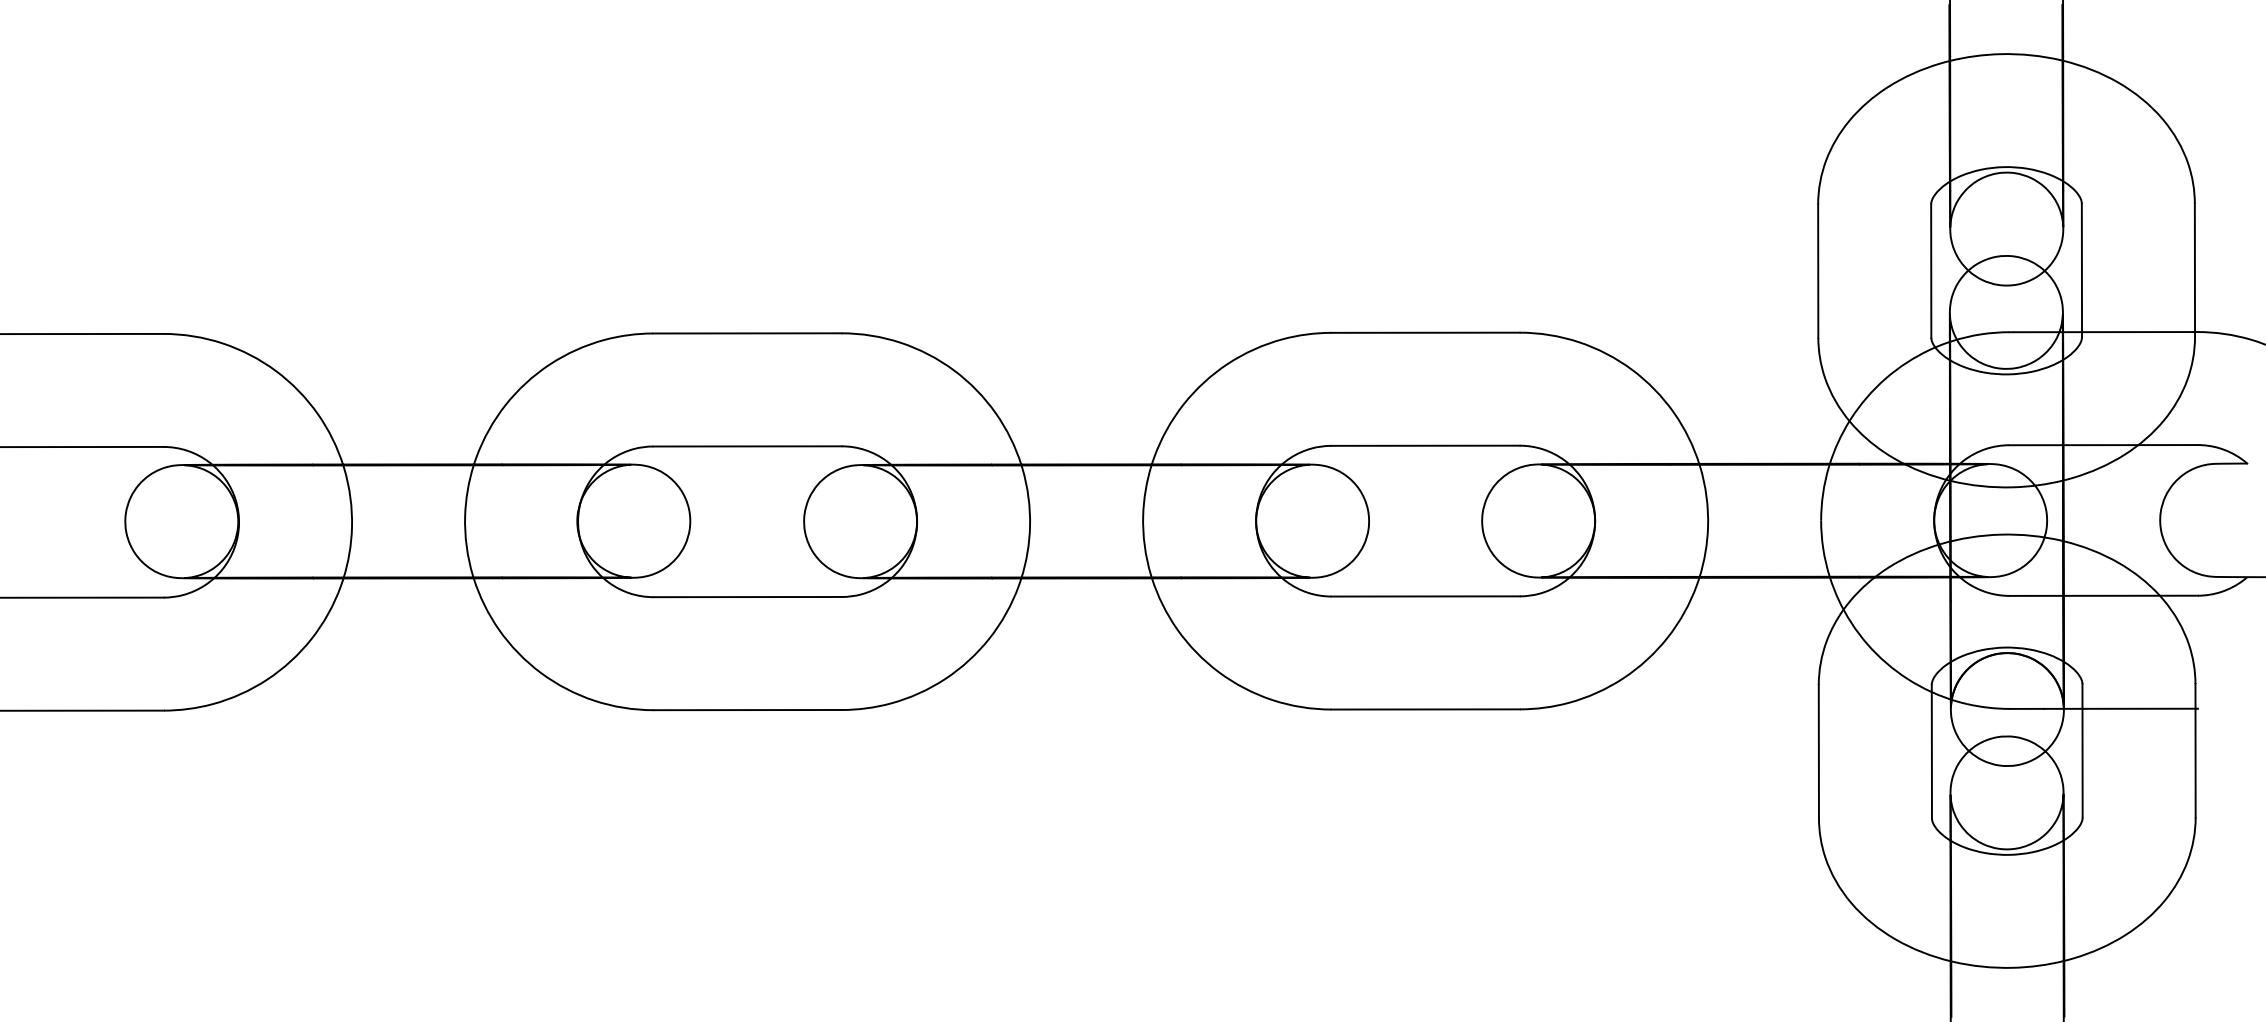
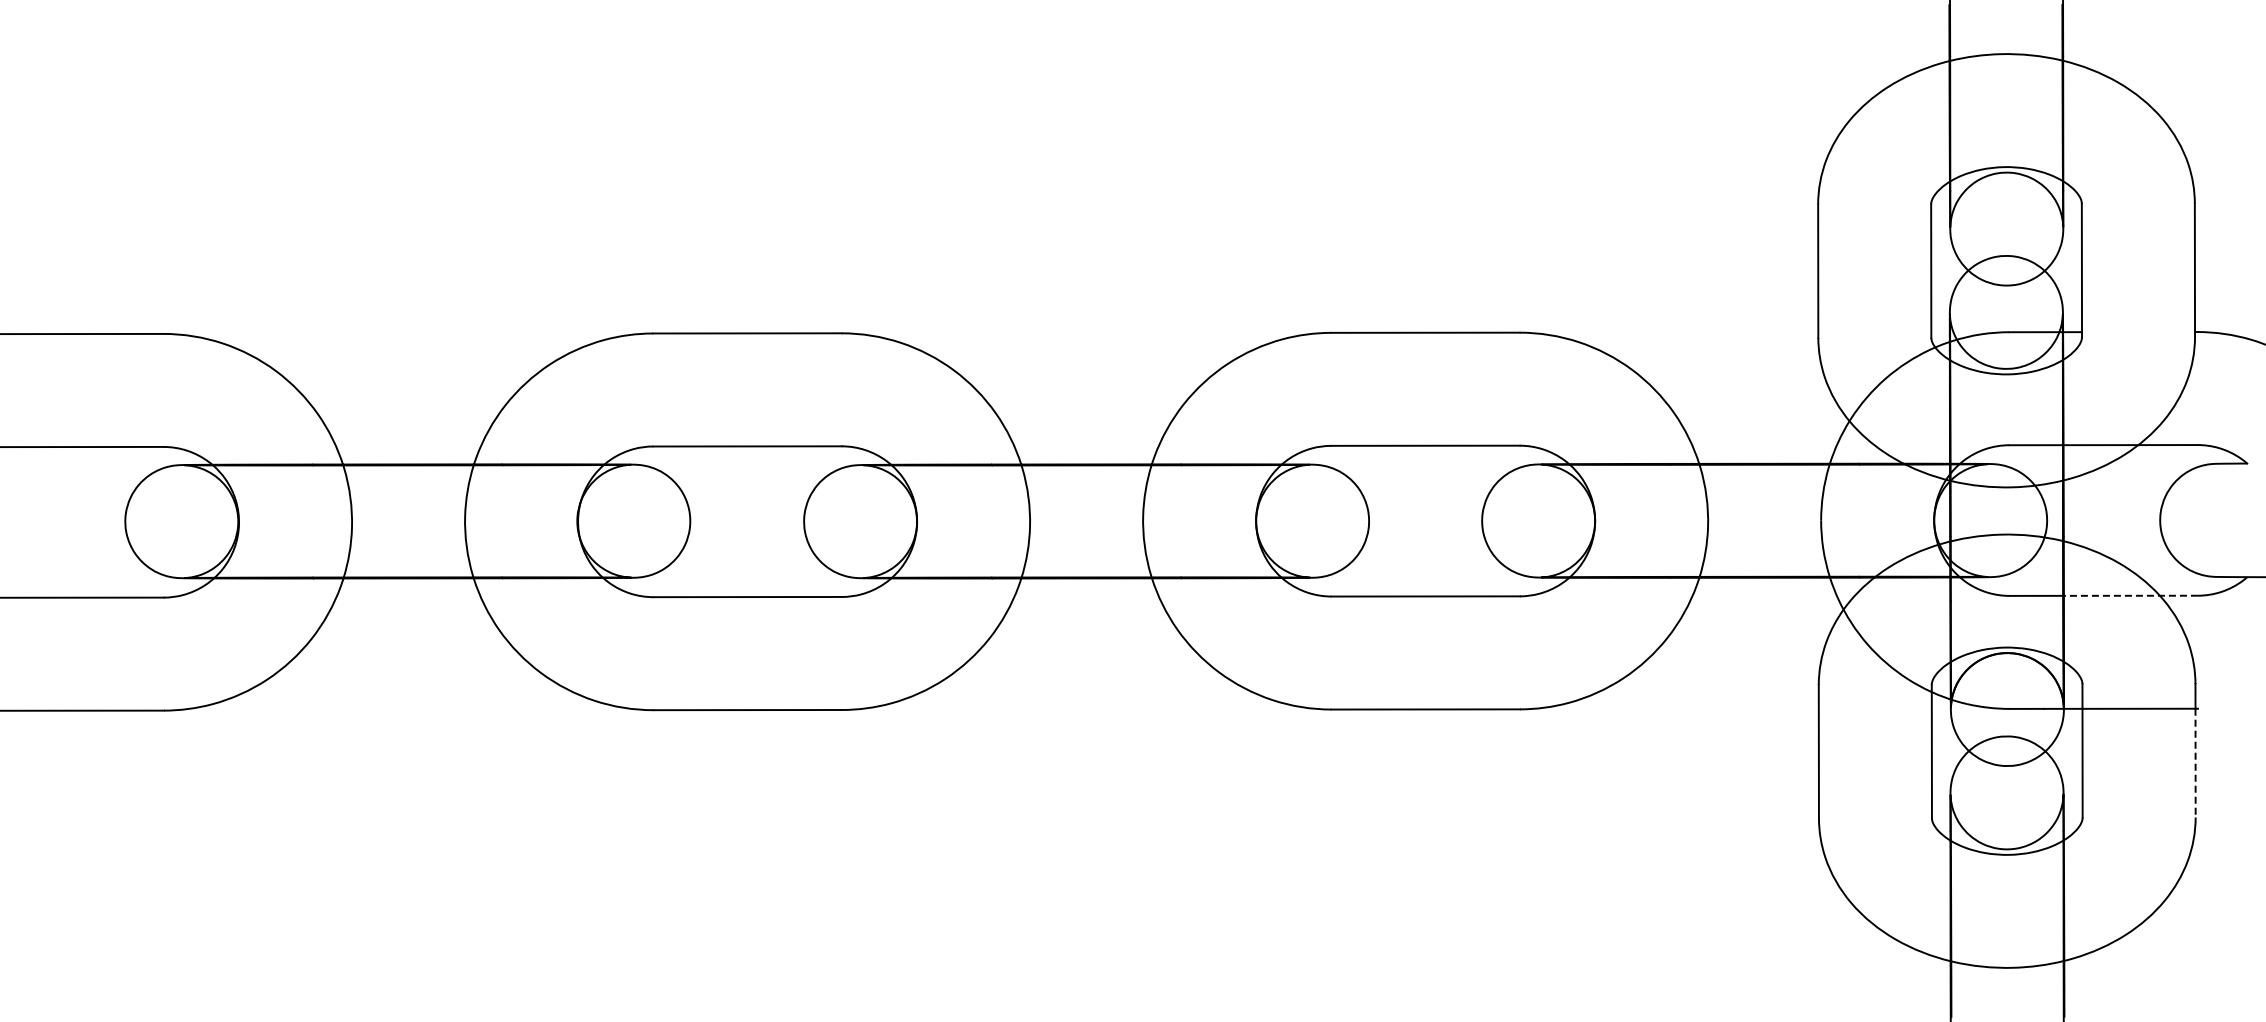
line: present -> none (2138, 332)
line: solid -> dashed (2130, 595)
line: solid -> dashed (2195, 763)
